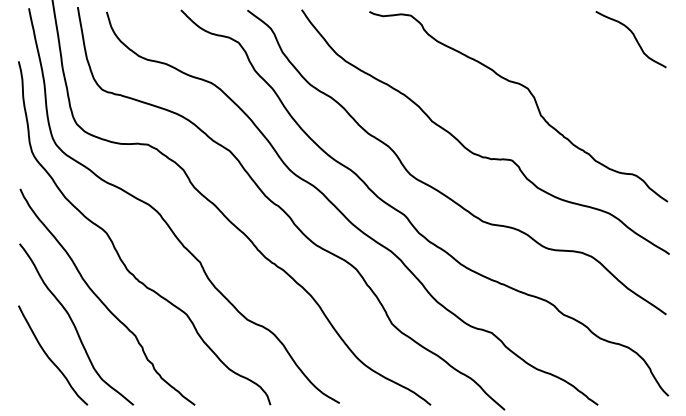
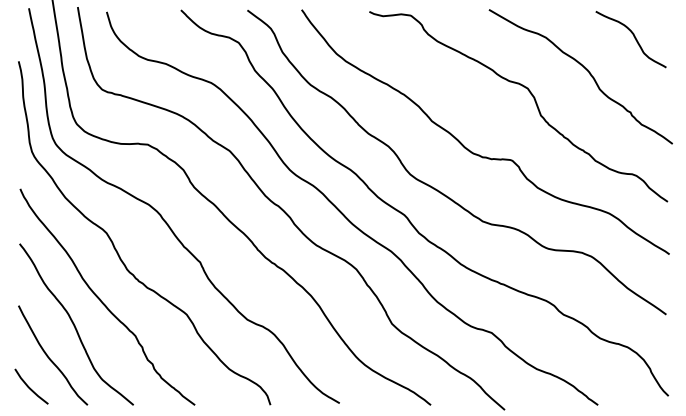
curve: none -> present (586, 70)
curve: none -> present (30, 387)
